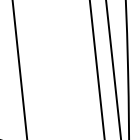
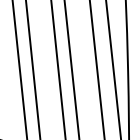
line: none -> present (33, 69)
line: none -> present (58, 69)
line: none -> present (71, 69)
